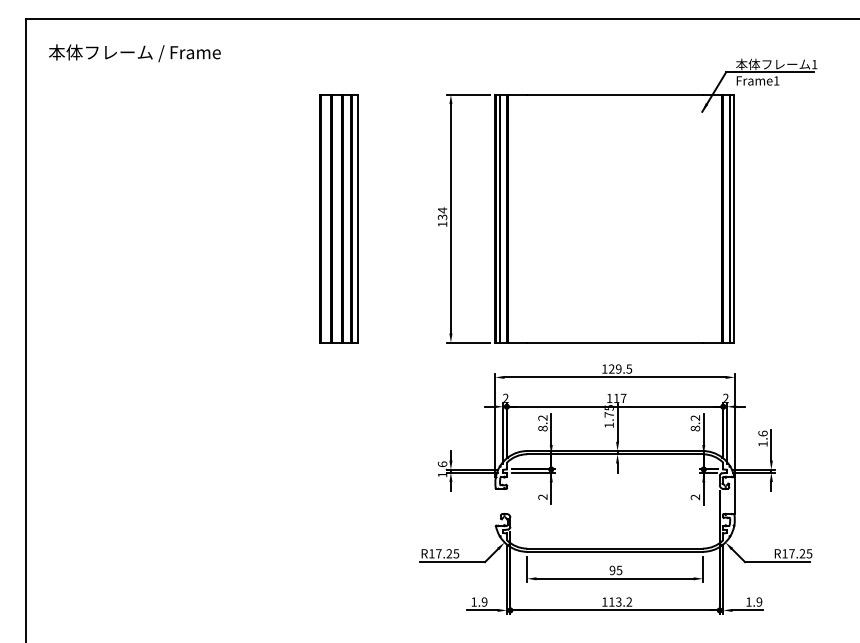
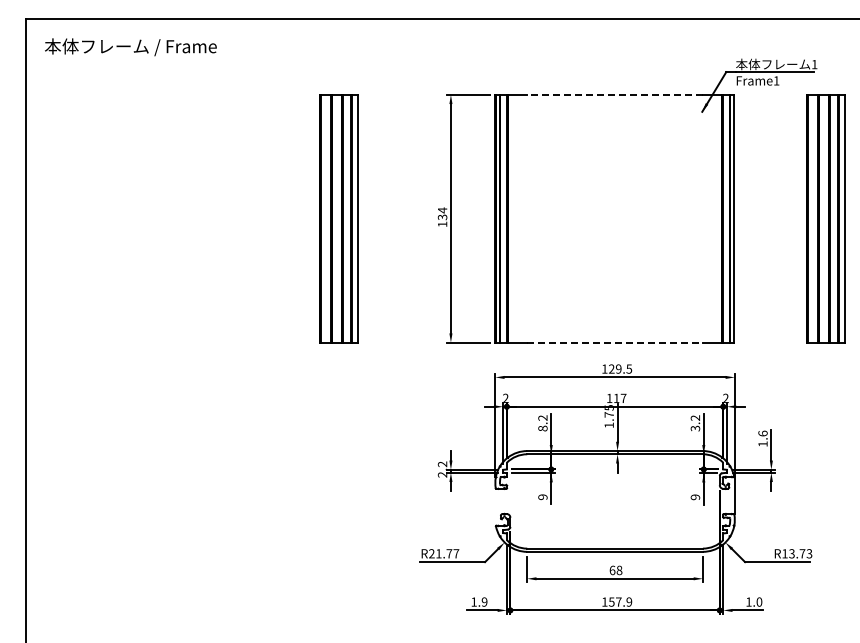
text position: (134, 53) -> (130, 47) (130, 47)
line: solid -> dashed (615, 94)
part: none -> present (825, 218)
line: solid -> dashed (615, 342)
text: 8.2 -> 3.2 (695, 428)
text: 1.6 -> 2.2 (442, 469)
text: 2 -> 9 (543, 497)
text: 2 -> 9 (695, 497)
text: R17.25 -> R21.77 (444, 553)
text: R17.25 -> R13.73 (800, 553)
text: 95 -> 68 (615, 570)
text: 113.2 -> 157.9 (620, 601)
text: 1.9 -> 1.0 (759, 601)
